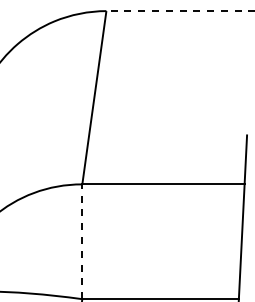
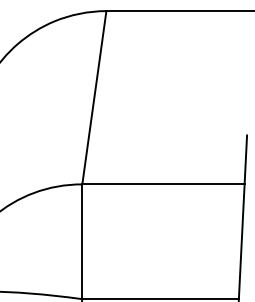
line: dashed -> solid (180, 11)
line: dashed -> solid (82, 241)
